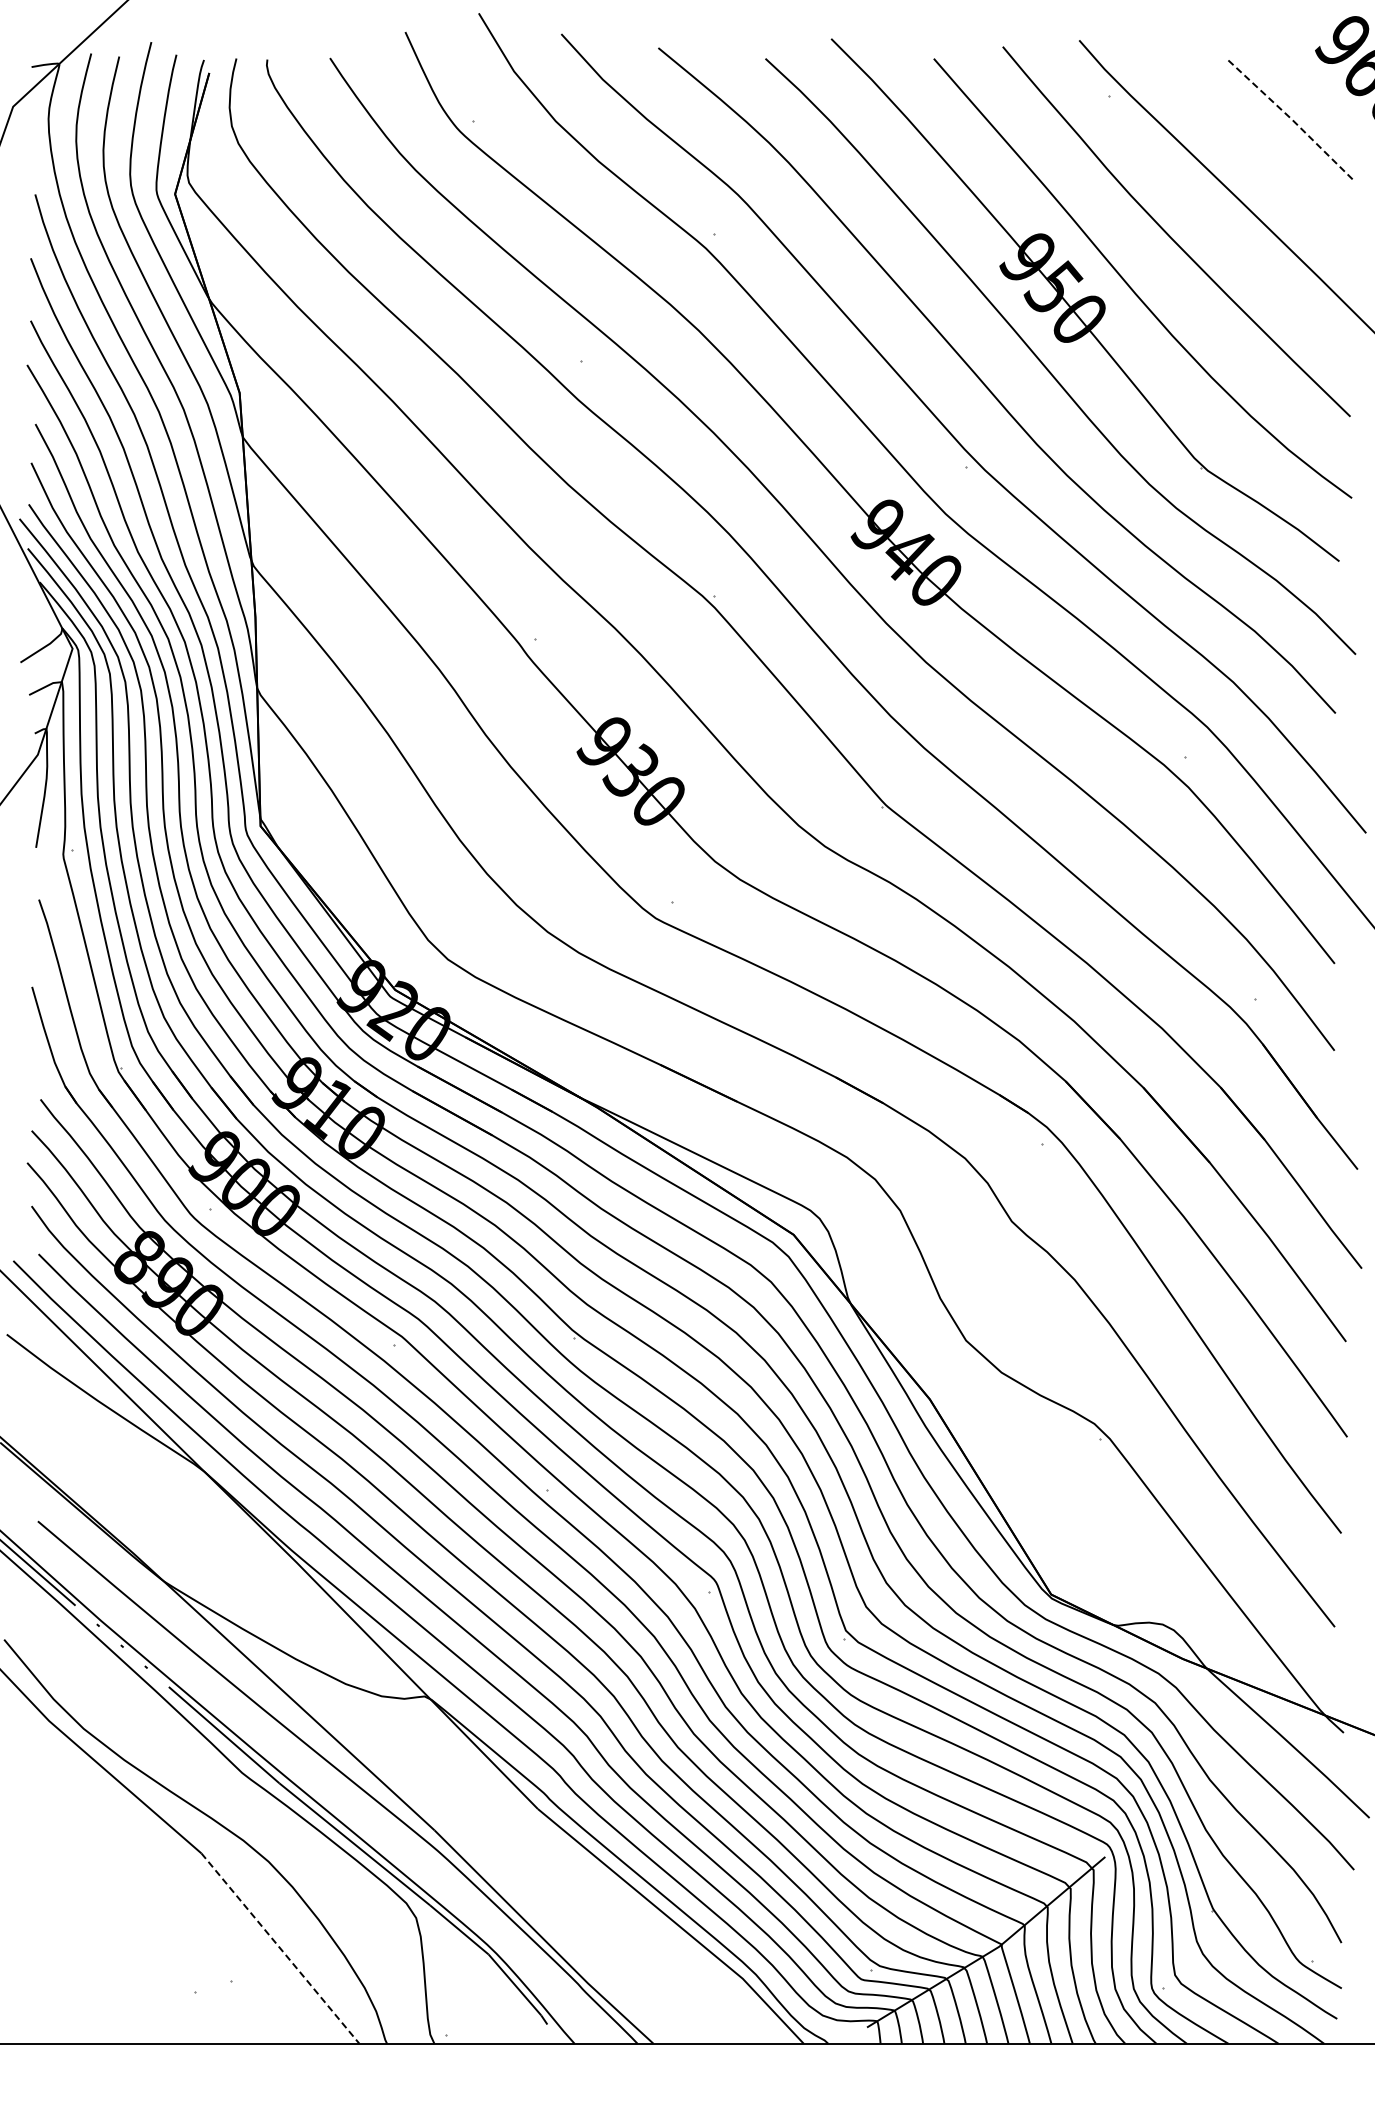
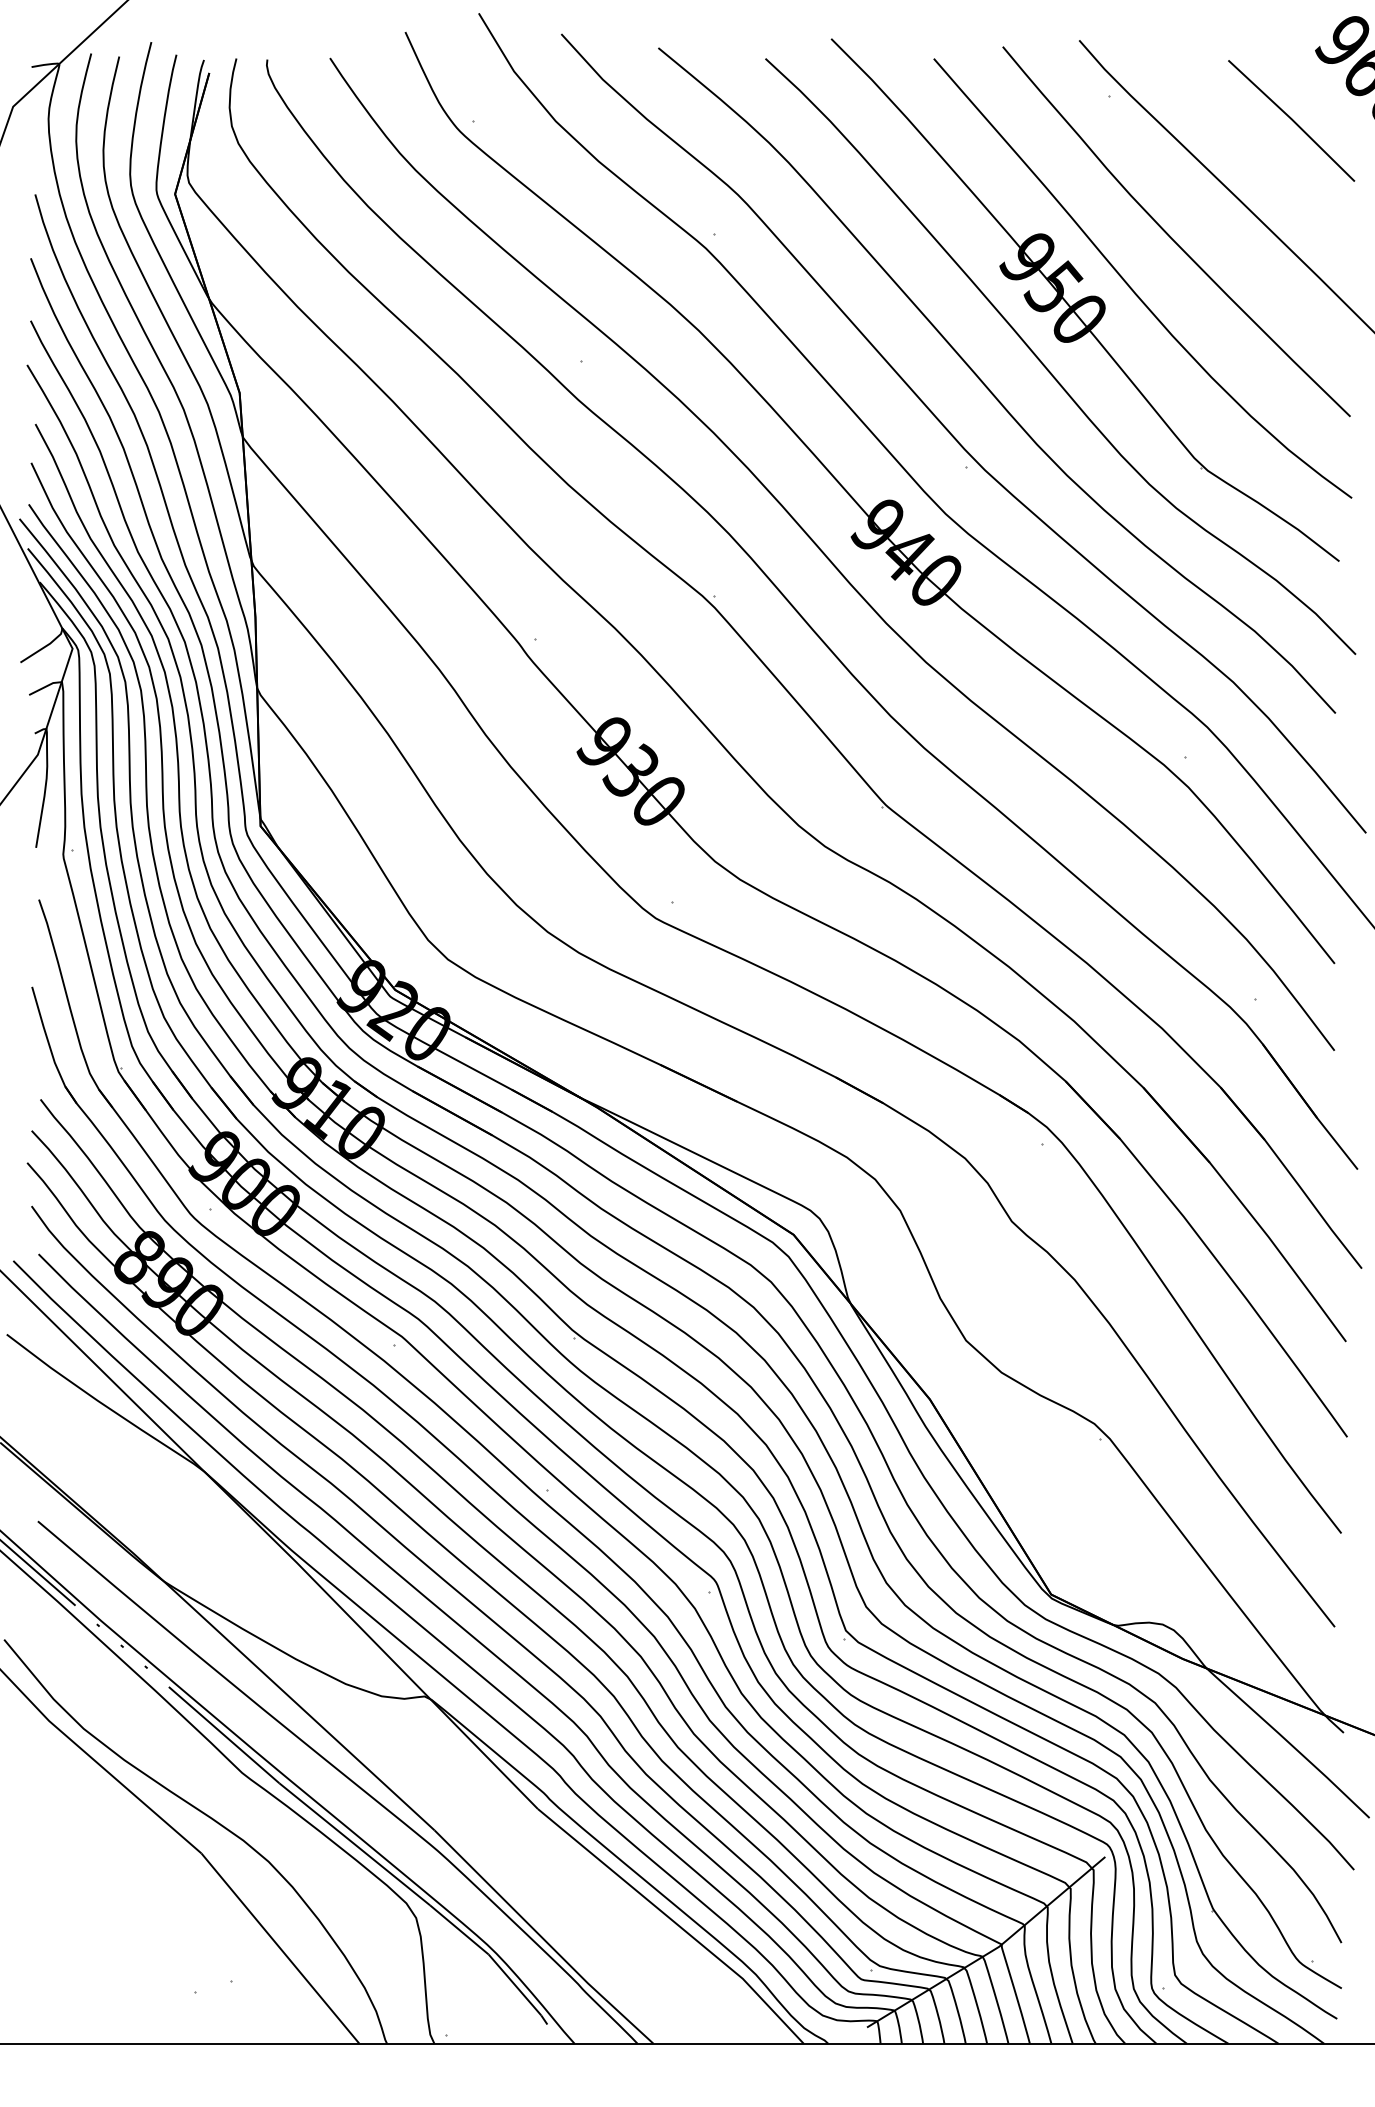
line: dashed -> solid (1292, 120)
line: dashed -> solid (280, 1948)
